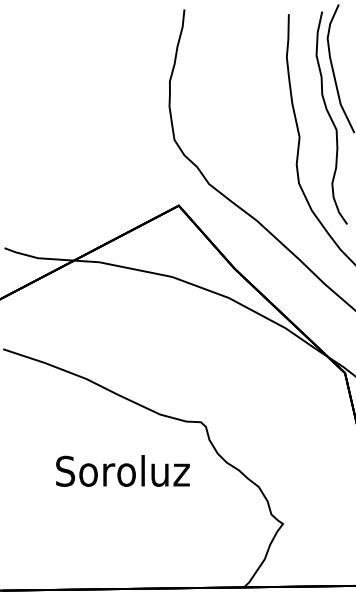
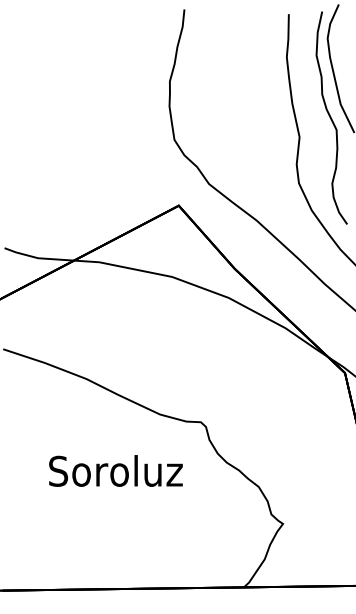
text position: (122, 470) -> (115, 470) (115, 470)
